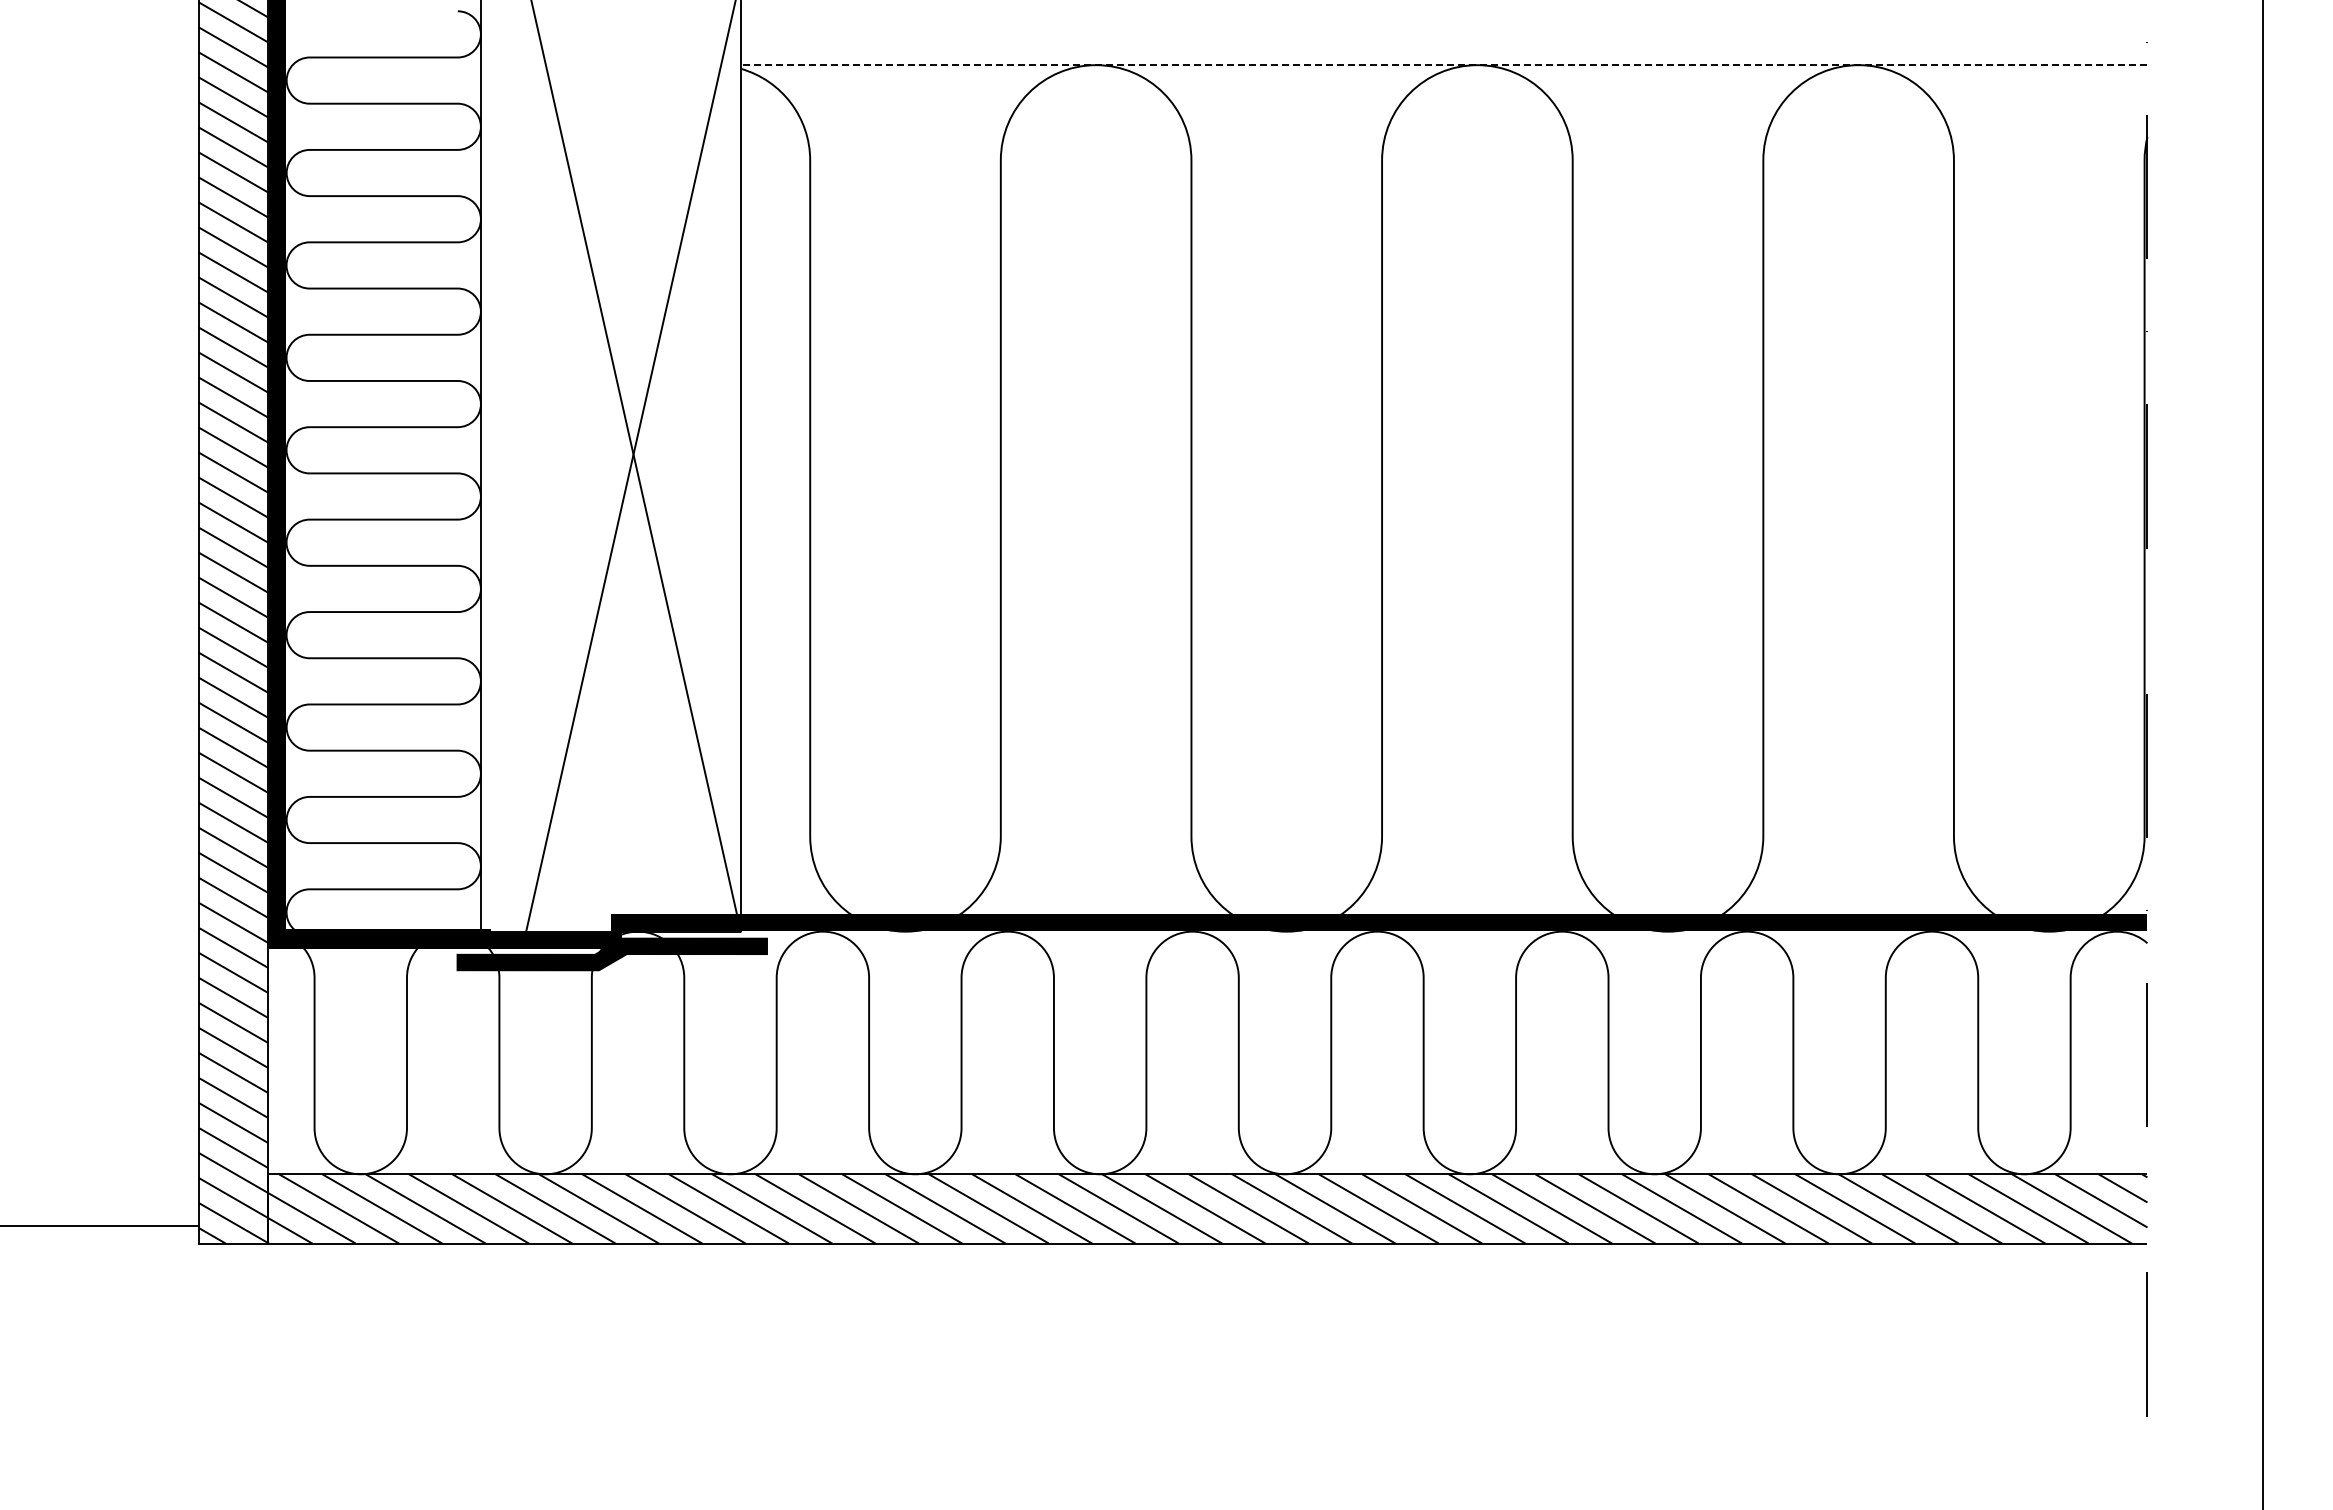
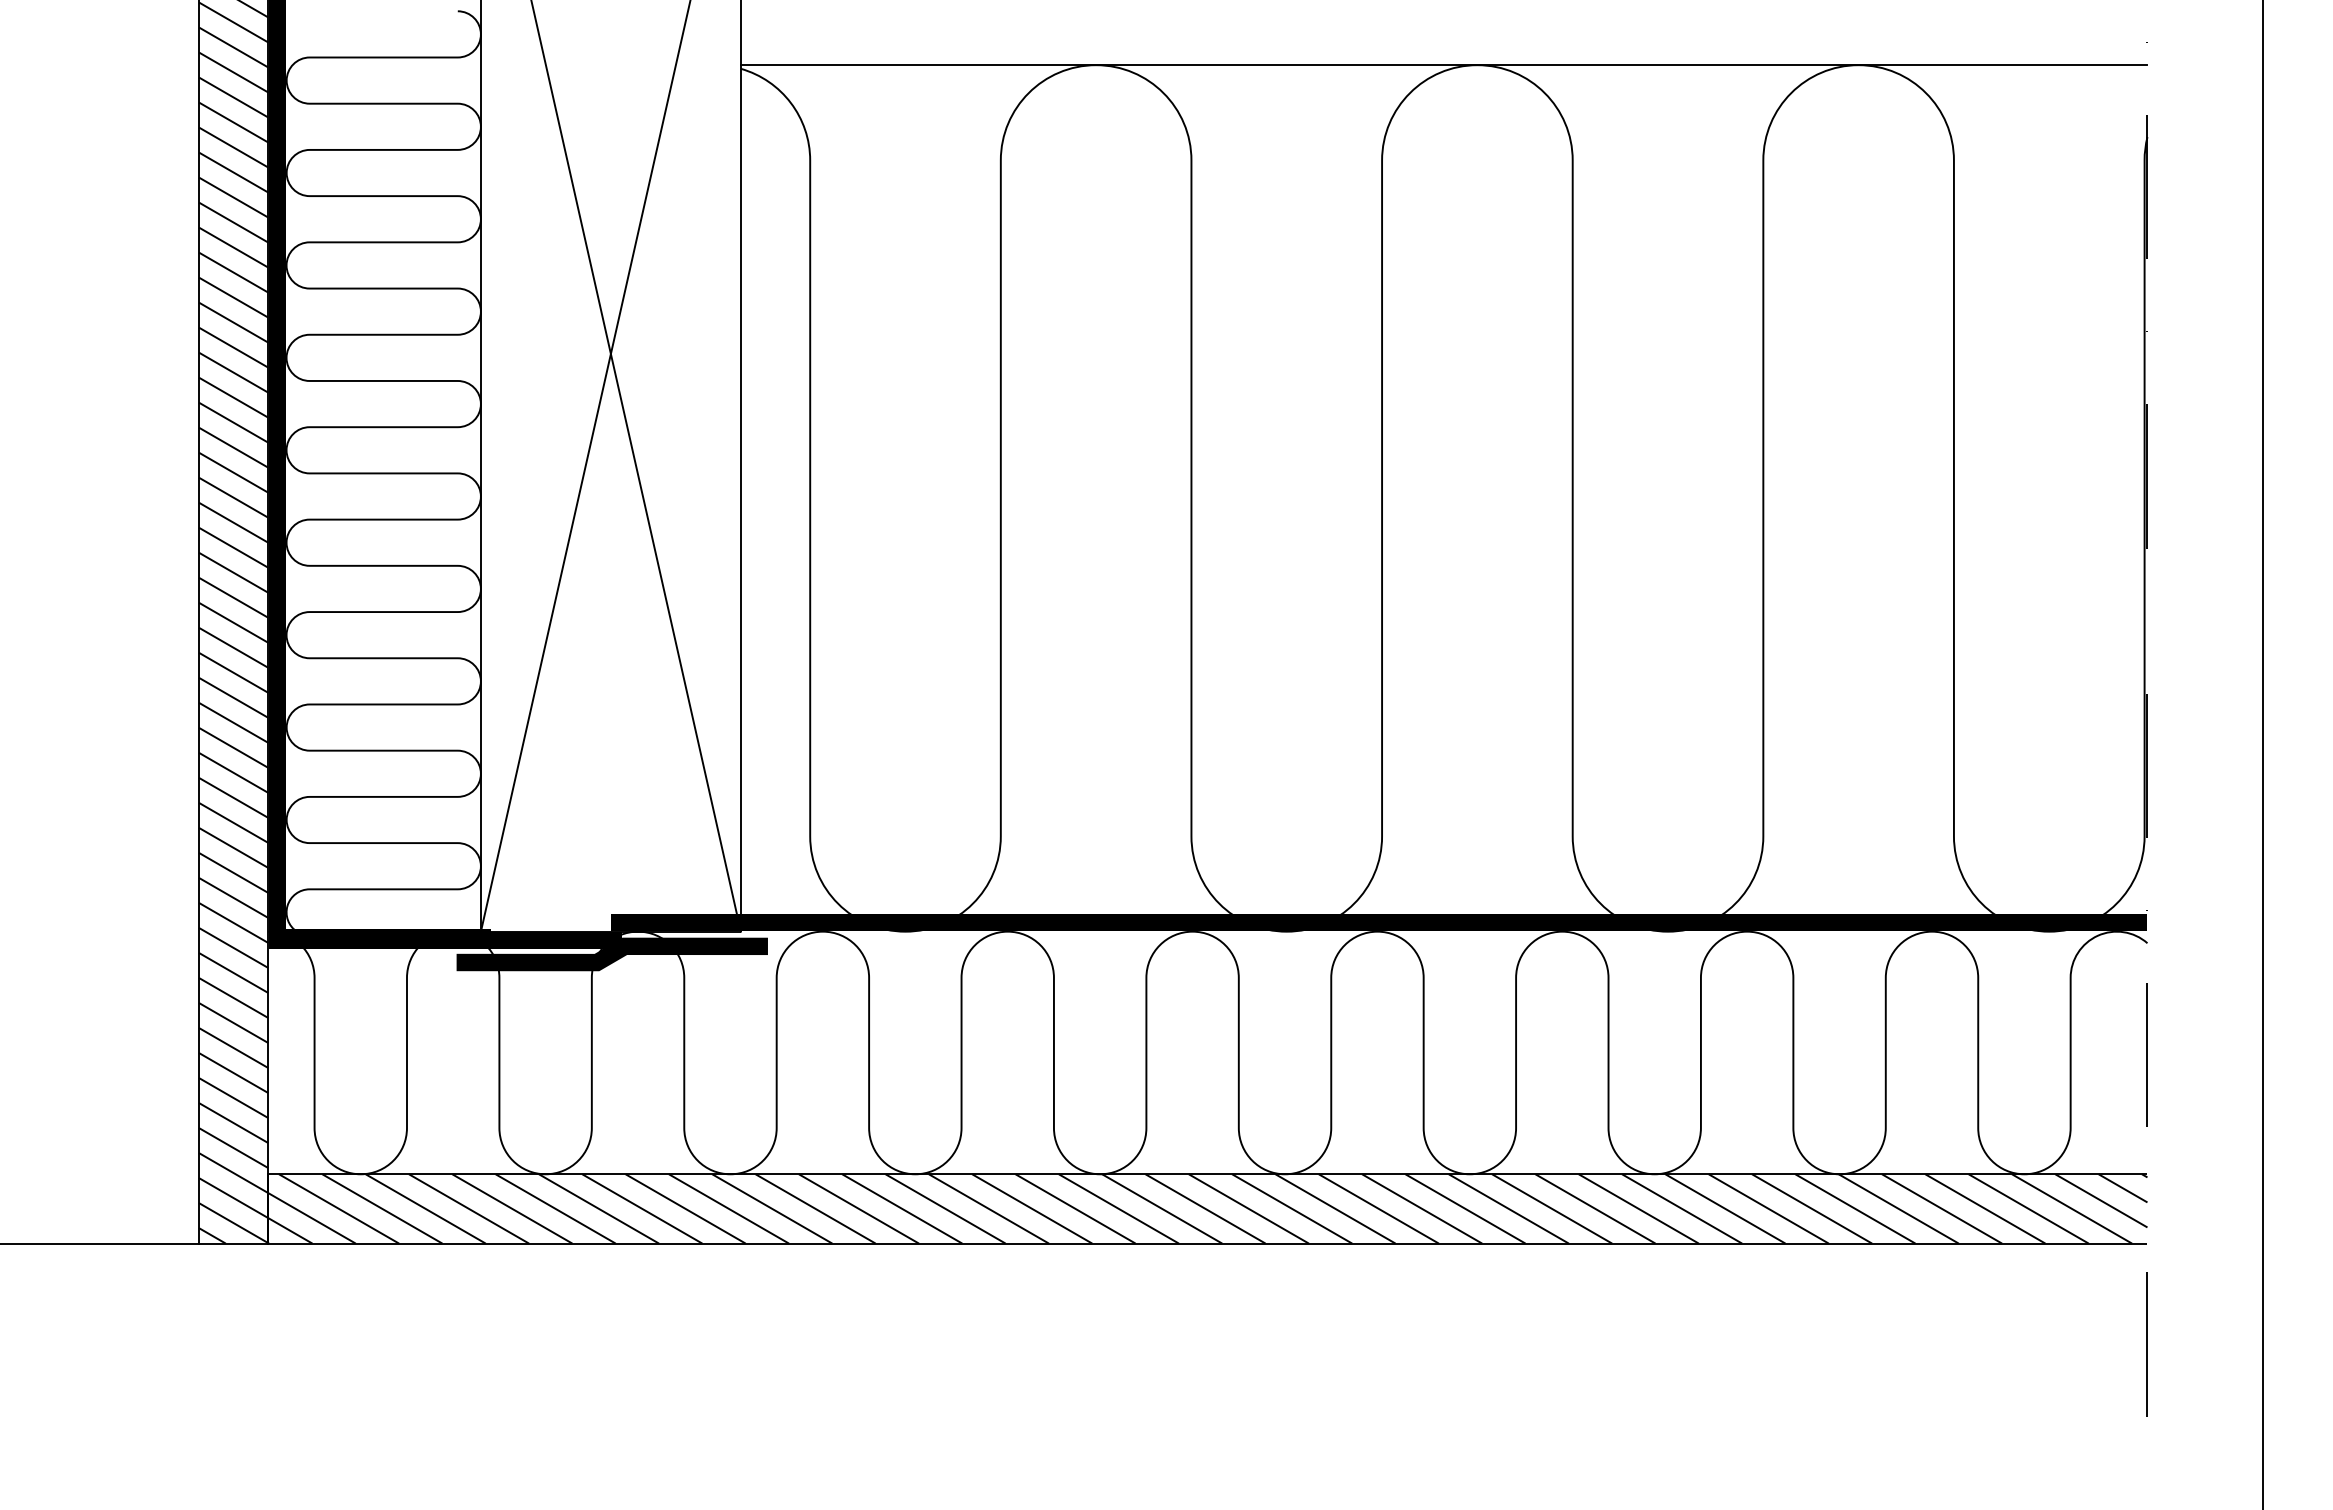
line: dashed -> solid (1443, 65)
line position: (629, 471) -> (584, 466) (584, 466)
line position: (100, 1225) -> (100, 1243) (100, 1243)
